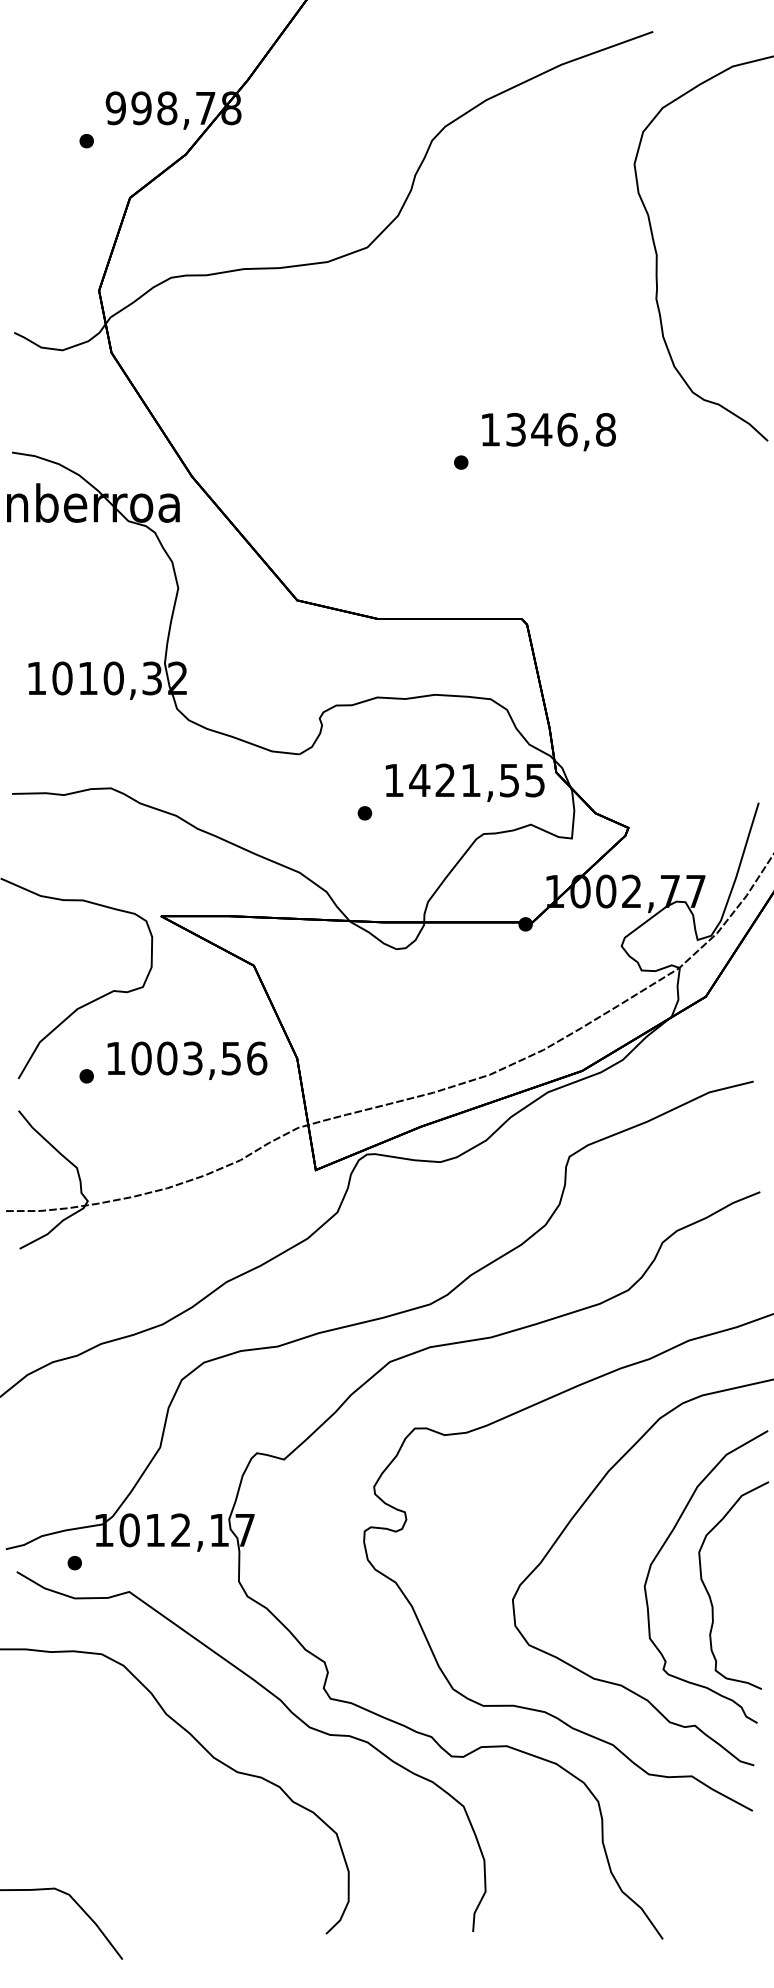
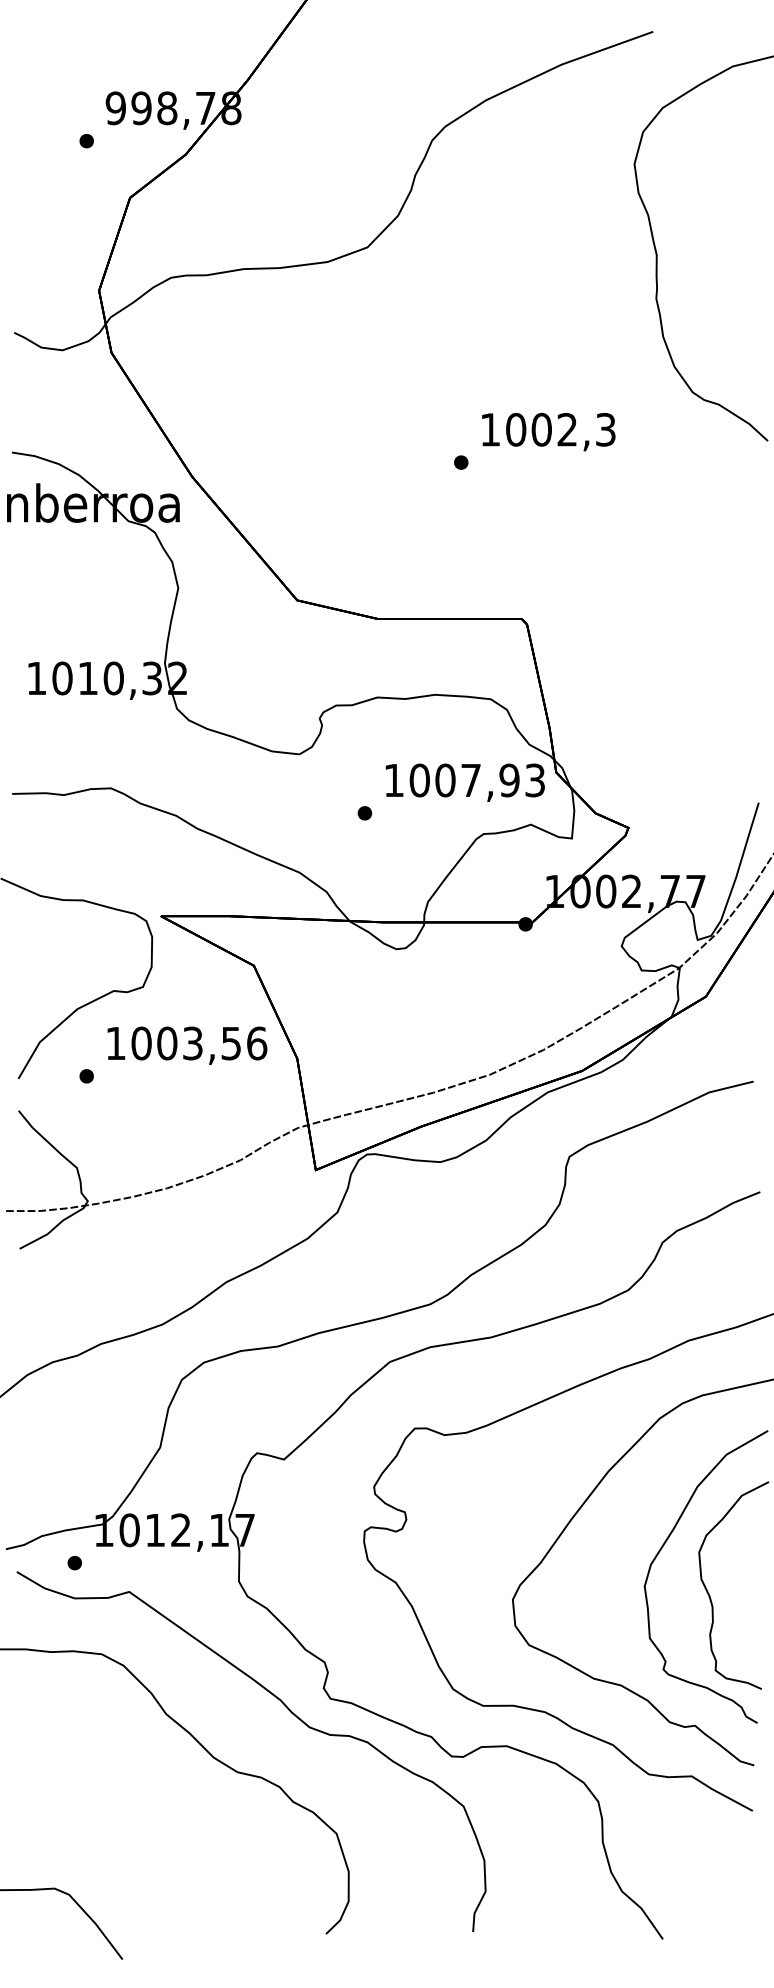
text: 1346,8 -> 1002,3 (560, 429)
text: 1421,55 -> 1007,93 (476, 780)
text position: (187, 1060) -> (187, 1045) (187, 1045)
